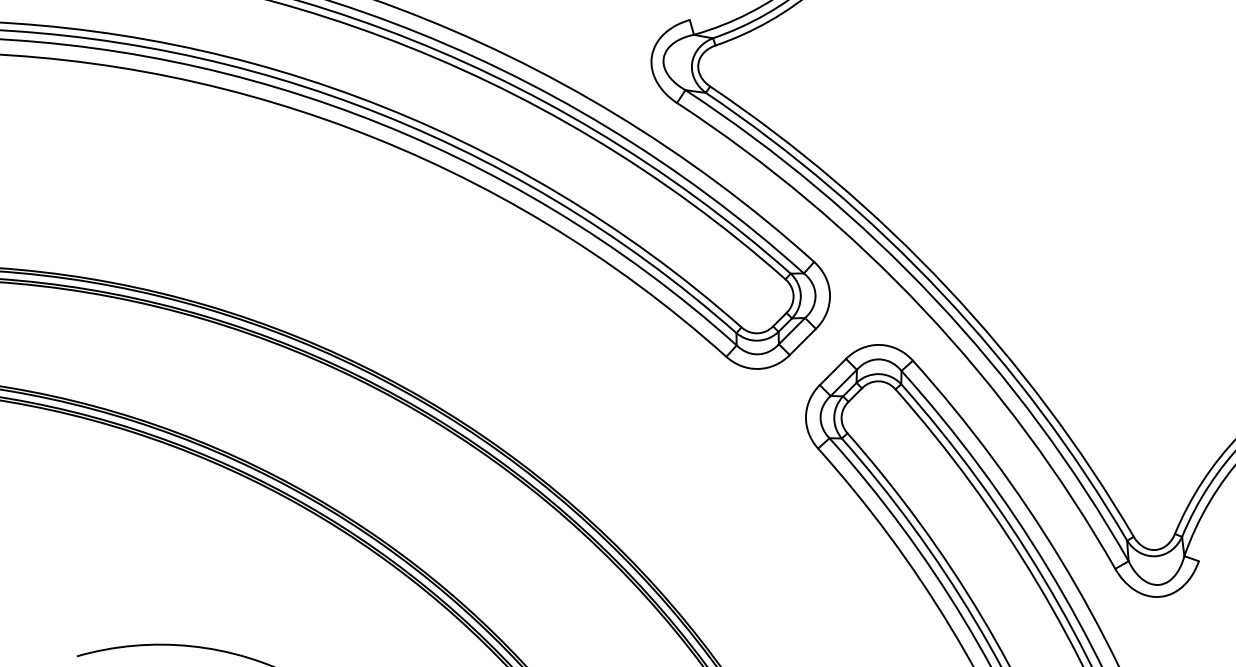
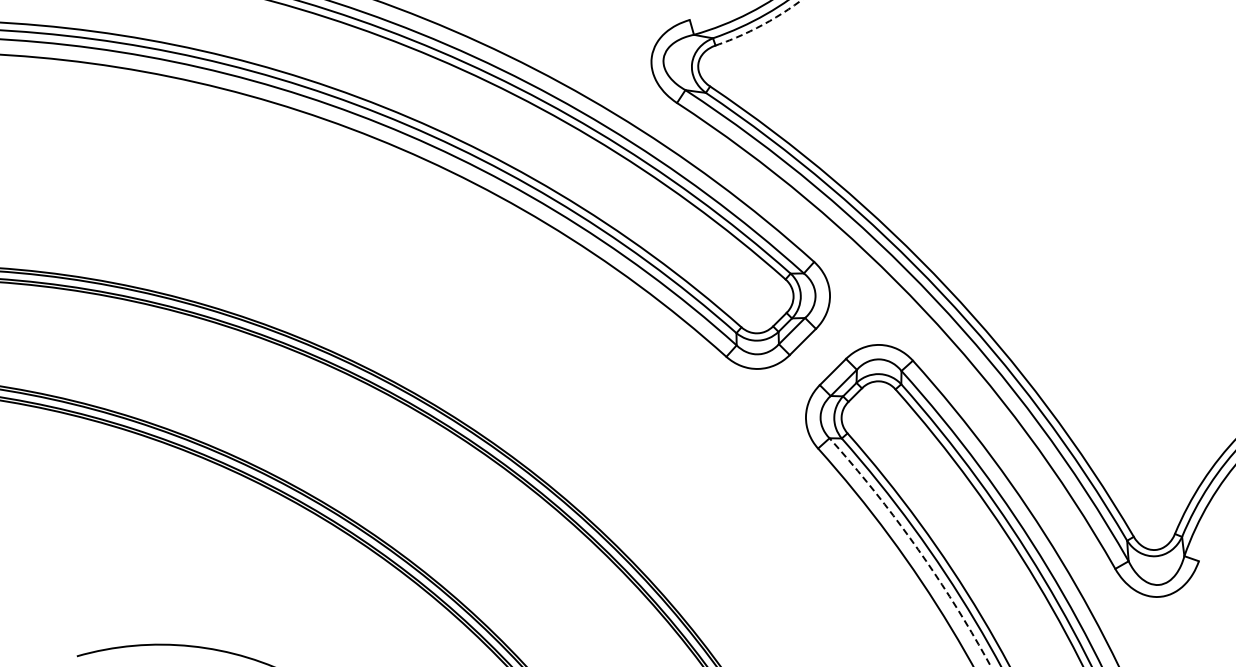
arc: solid -> dashed (760, 26)
arc: solid -> dashed (917, 548)
